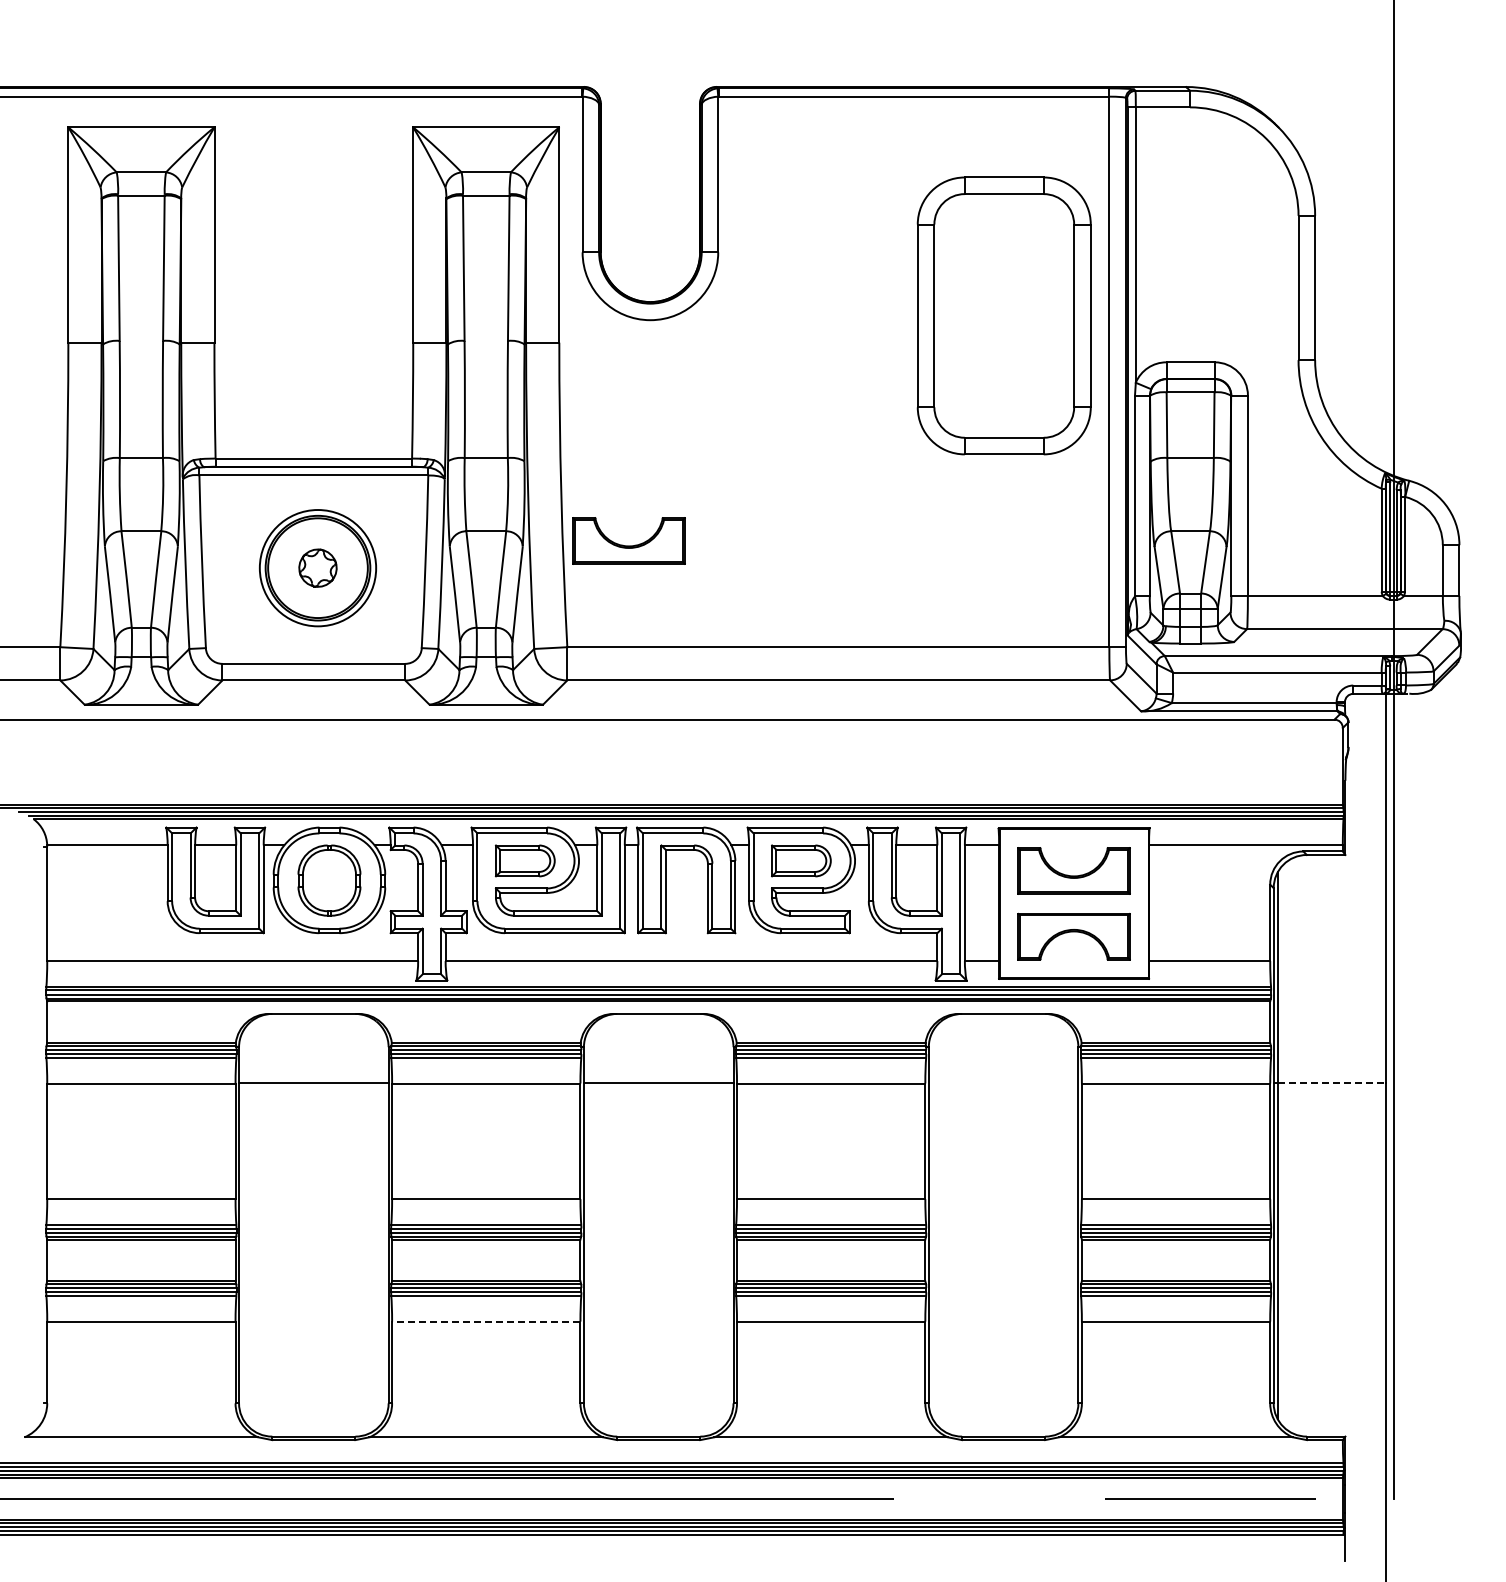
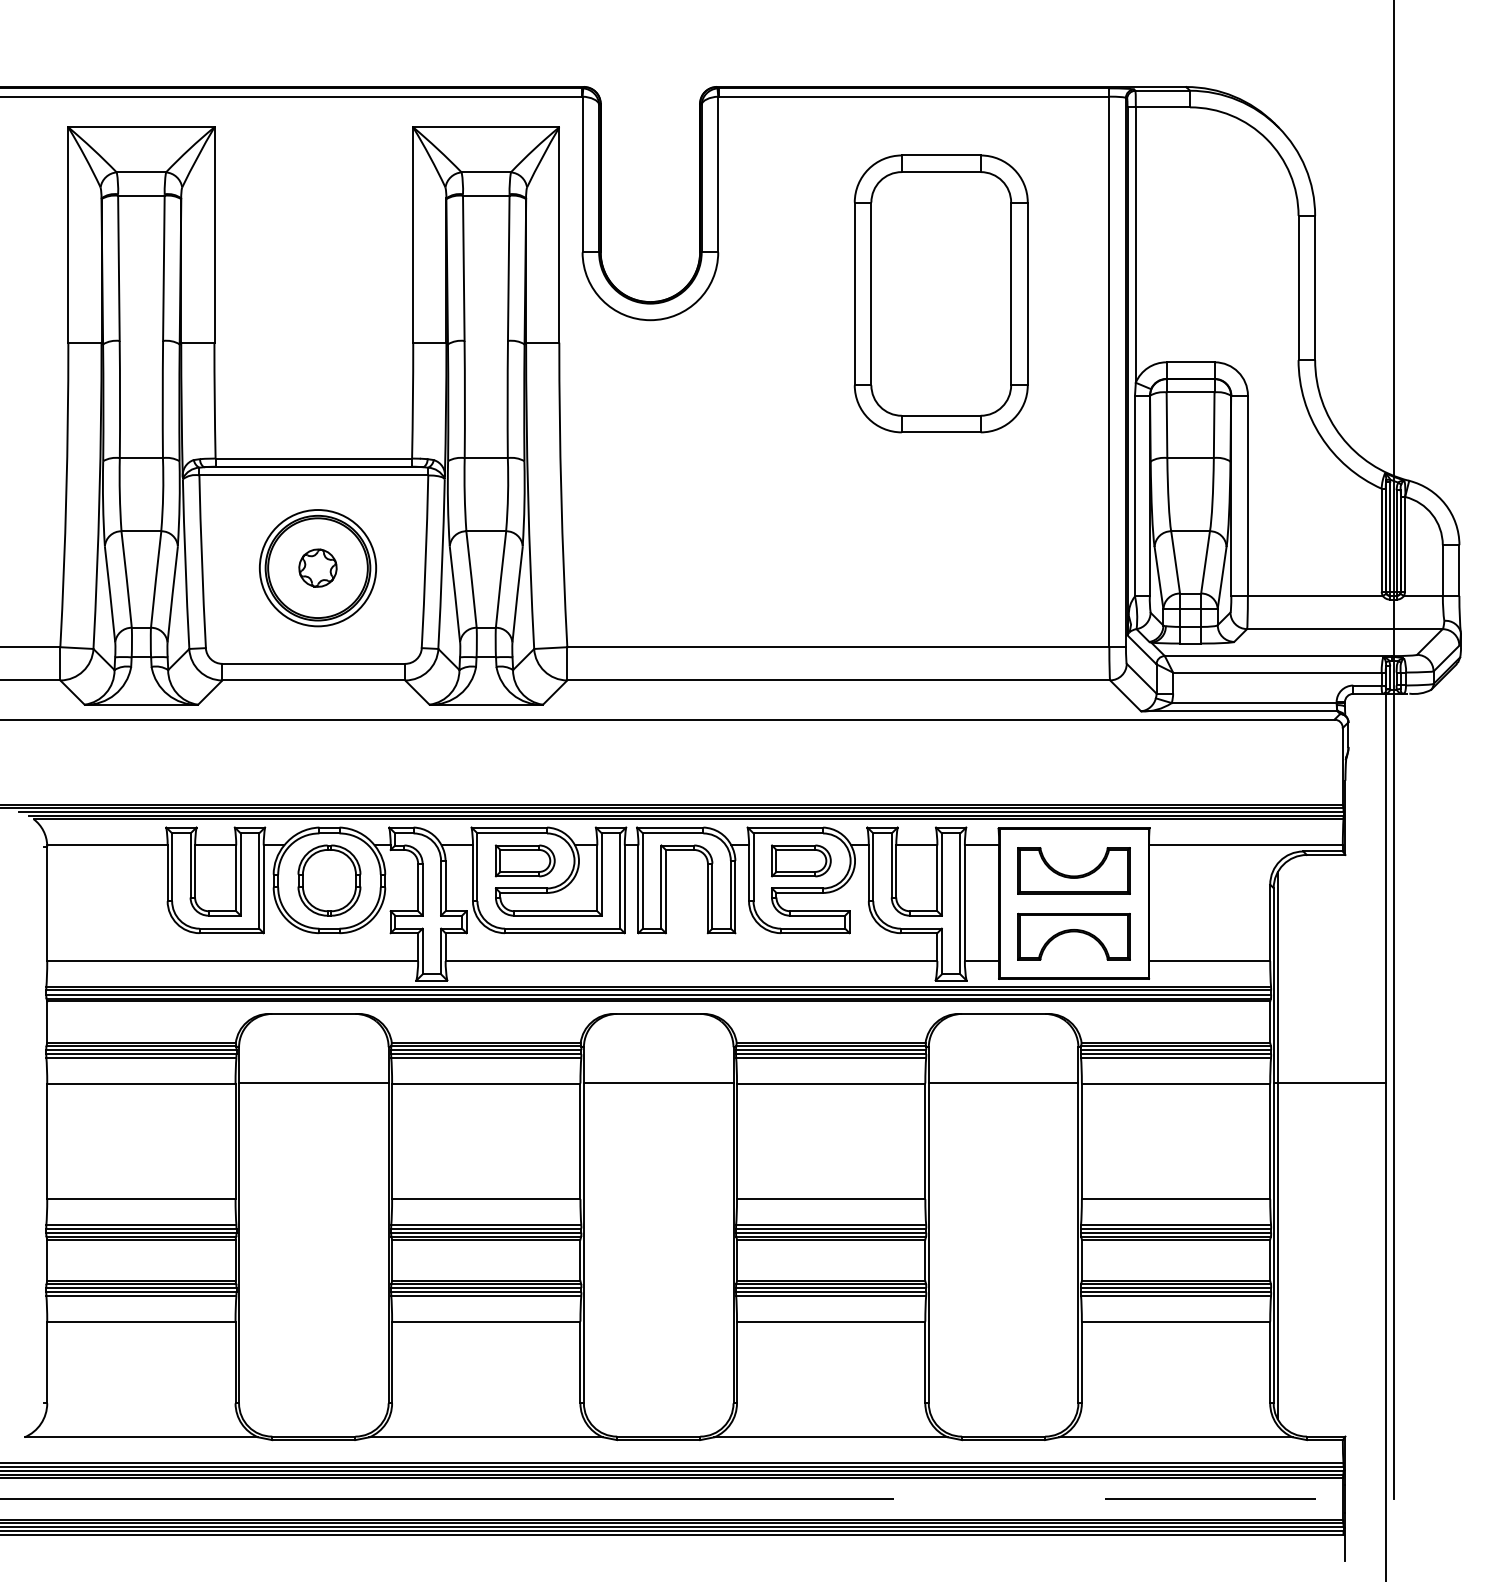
part position: (1003, 315) -> (940, 293) (940, 293)
part: present -> none (628, 540)
line: none -> present (1003, 1082)
line: dashed -> solid (1332, 1082)
line: dashed -> solid (485, 1321)
